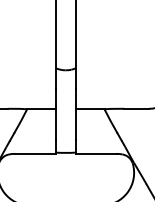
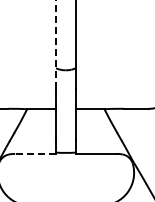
line: solid -> dashed (56, 44)
line: solid -> dashed (35, 153)
